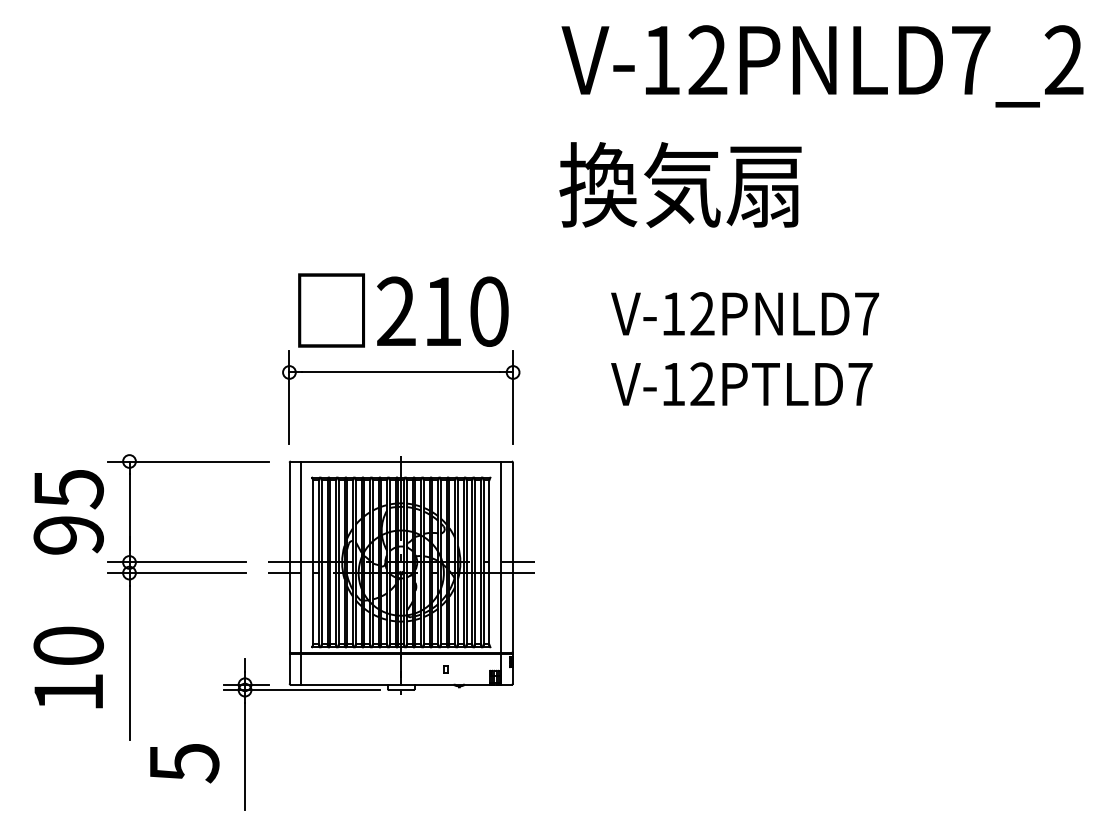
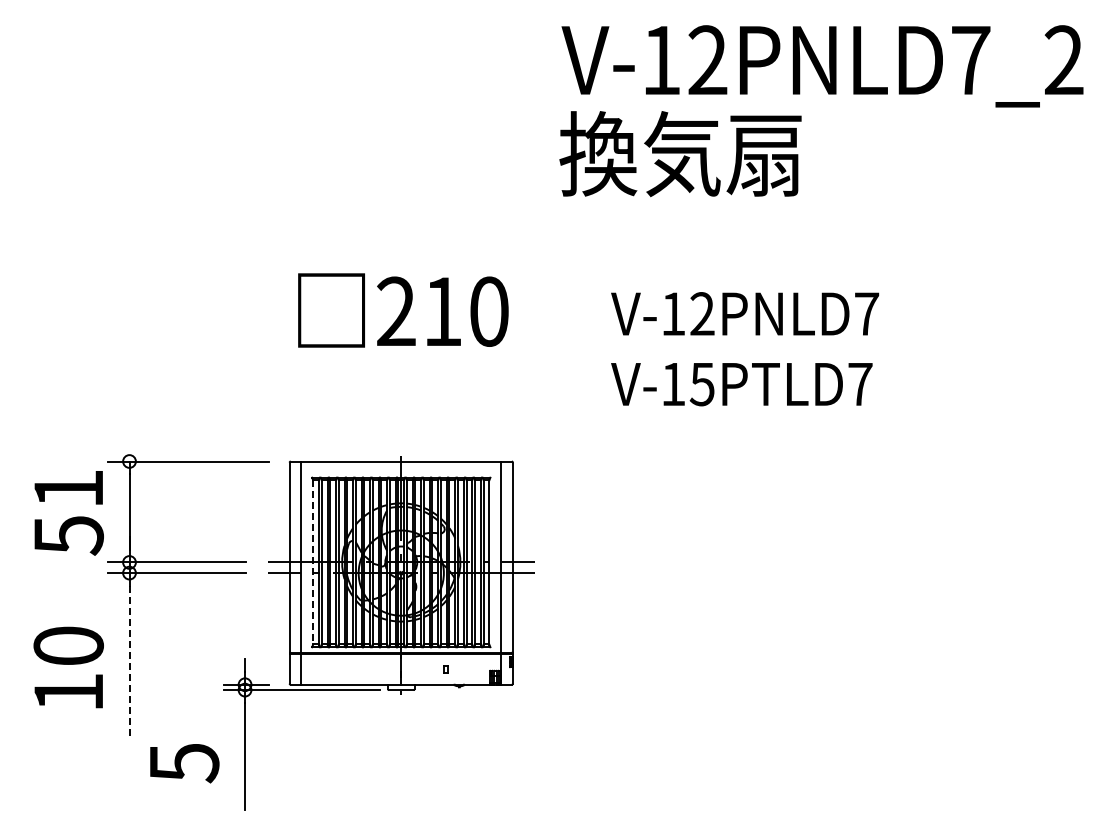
text position: (680, 185) -> (680, 154) (680, 154)
part: present -> none (401, 372)
text: V-12PTLD7 -> V-15PTLD7 (701, 384)
text: 95 -> 51 (68, 512)
line: solid -> dashed (313, 562)
line: solid -> dashed (129, 662)
